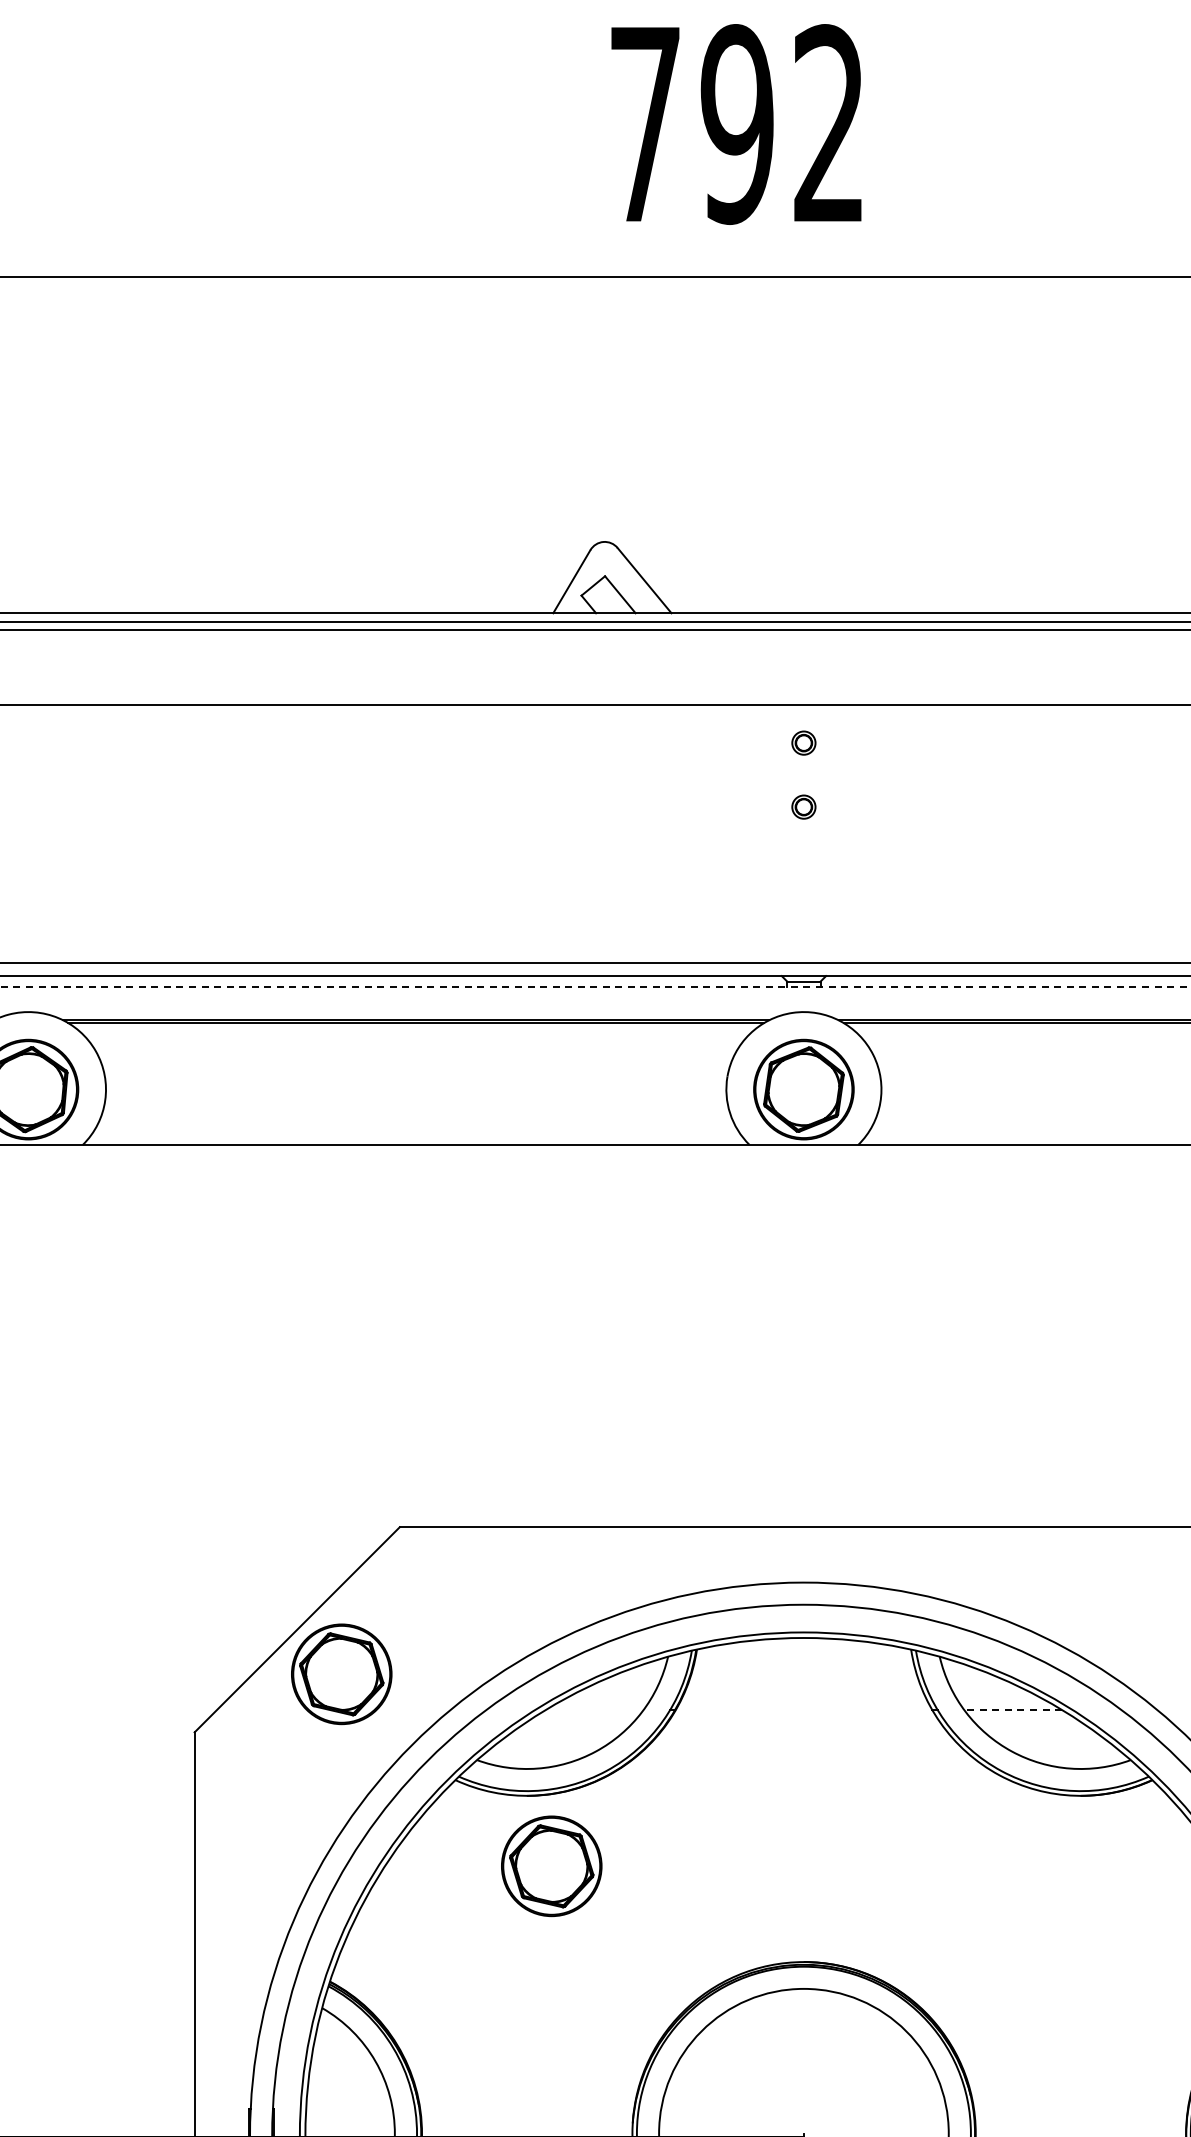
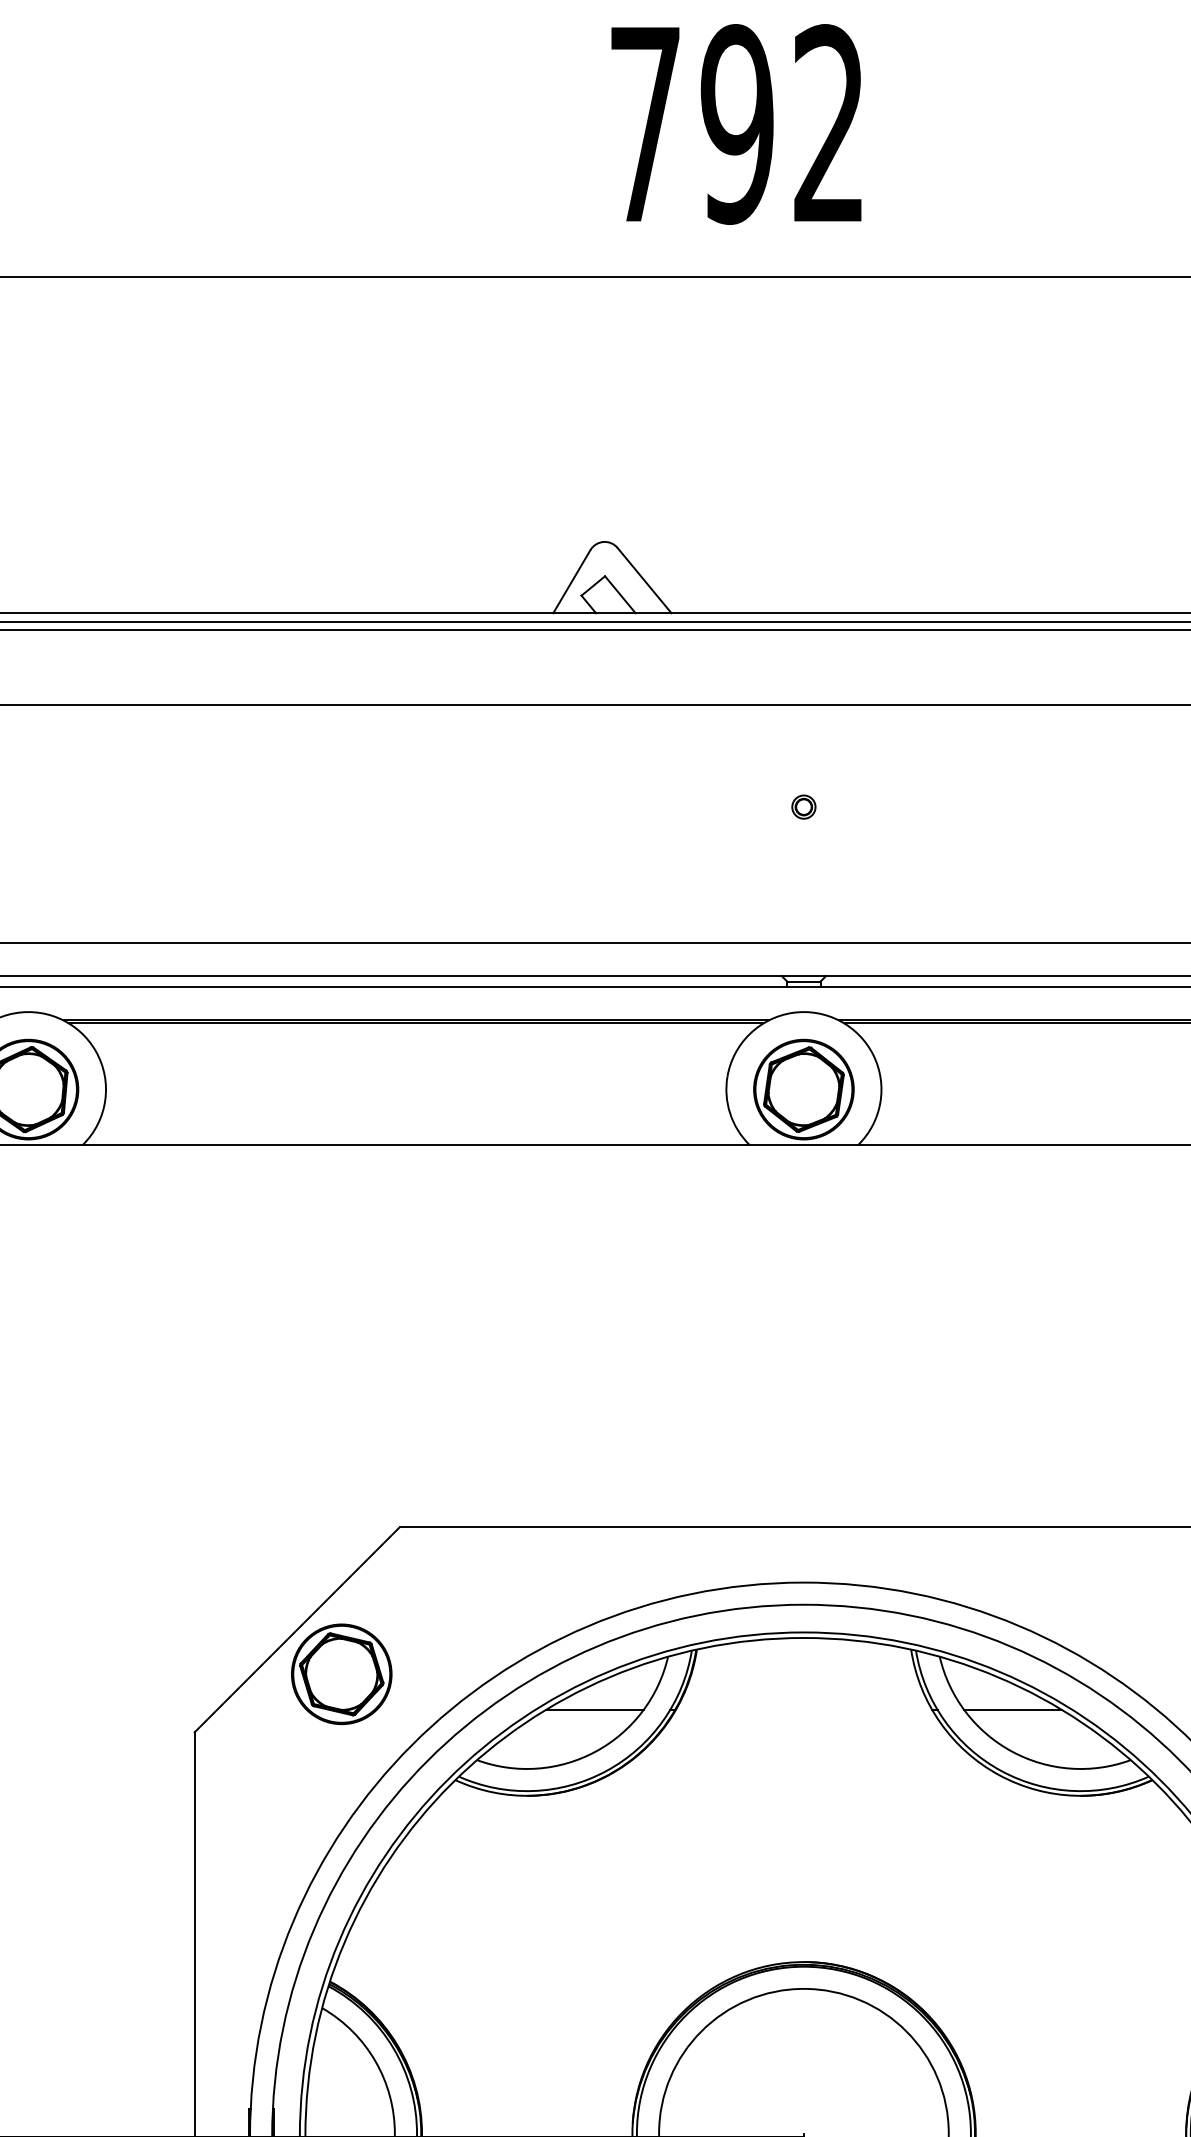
part: present -> none (803, 742)
line position: (594, 962) -> (594, 942) (594, 942)
line: dashed -> solid (595, 987)
line: none -> present (594, 1710)
line: dashed -> solid (1013, 1710)
part: present -> none (551, 1866)
